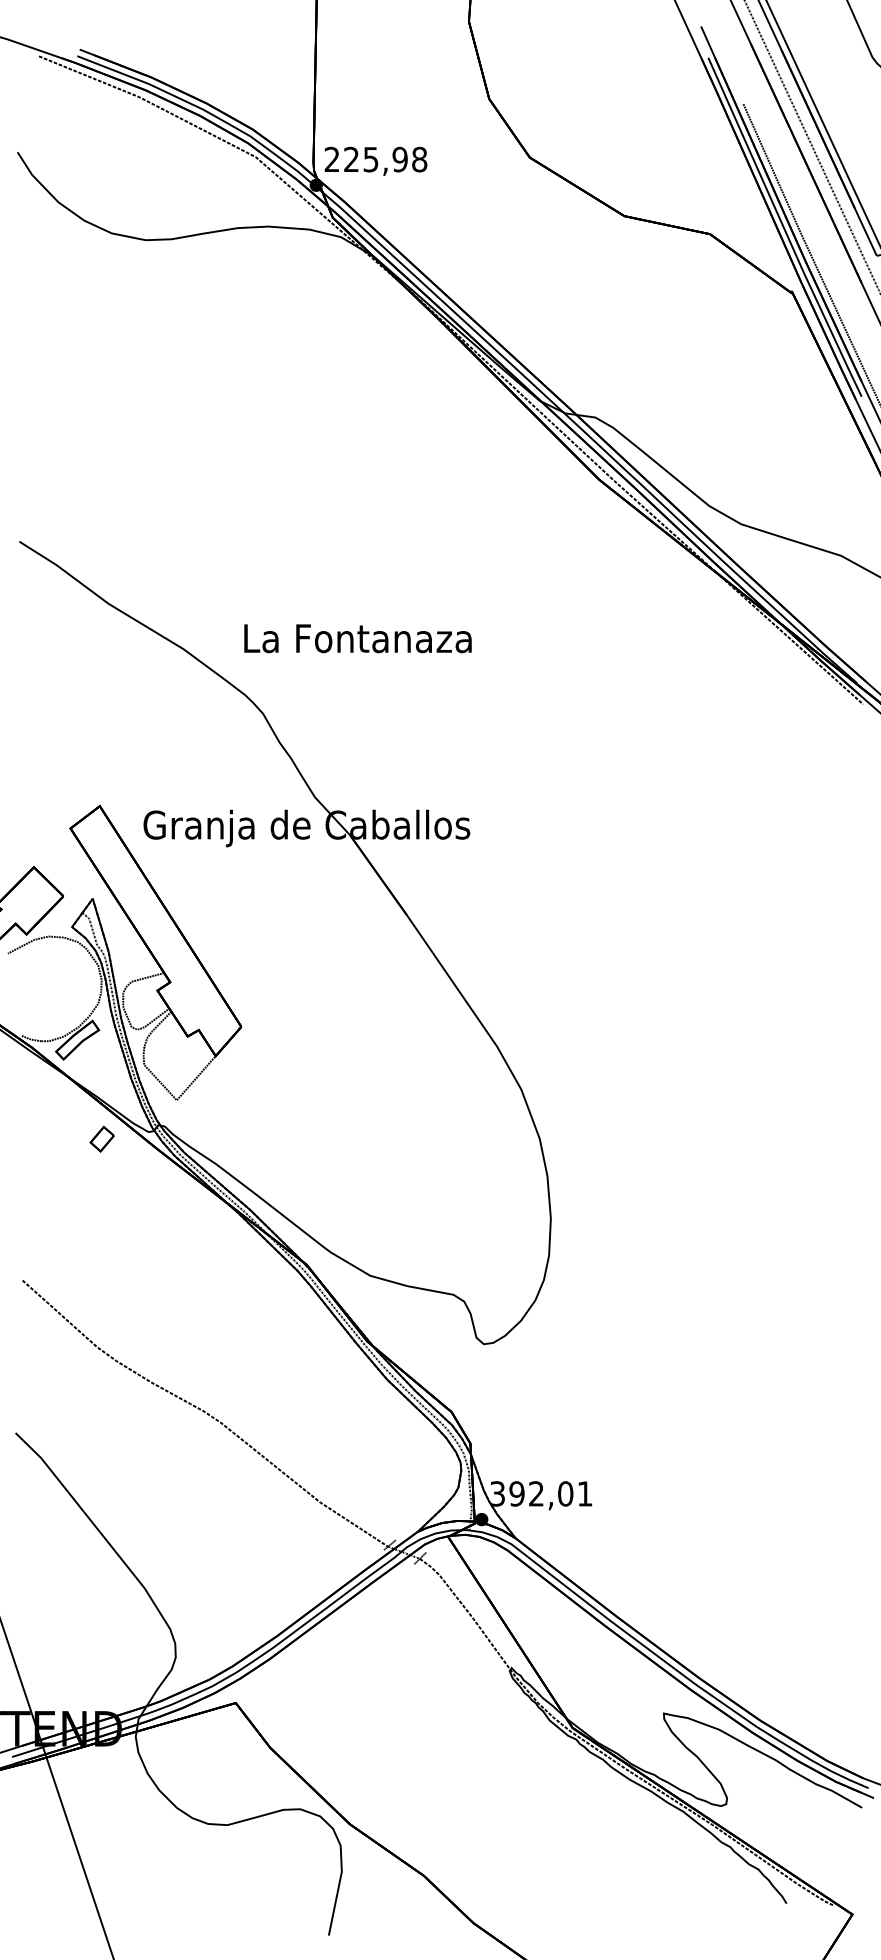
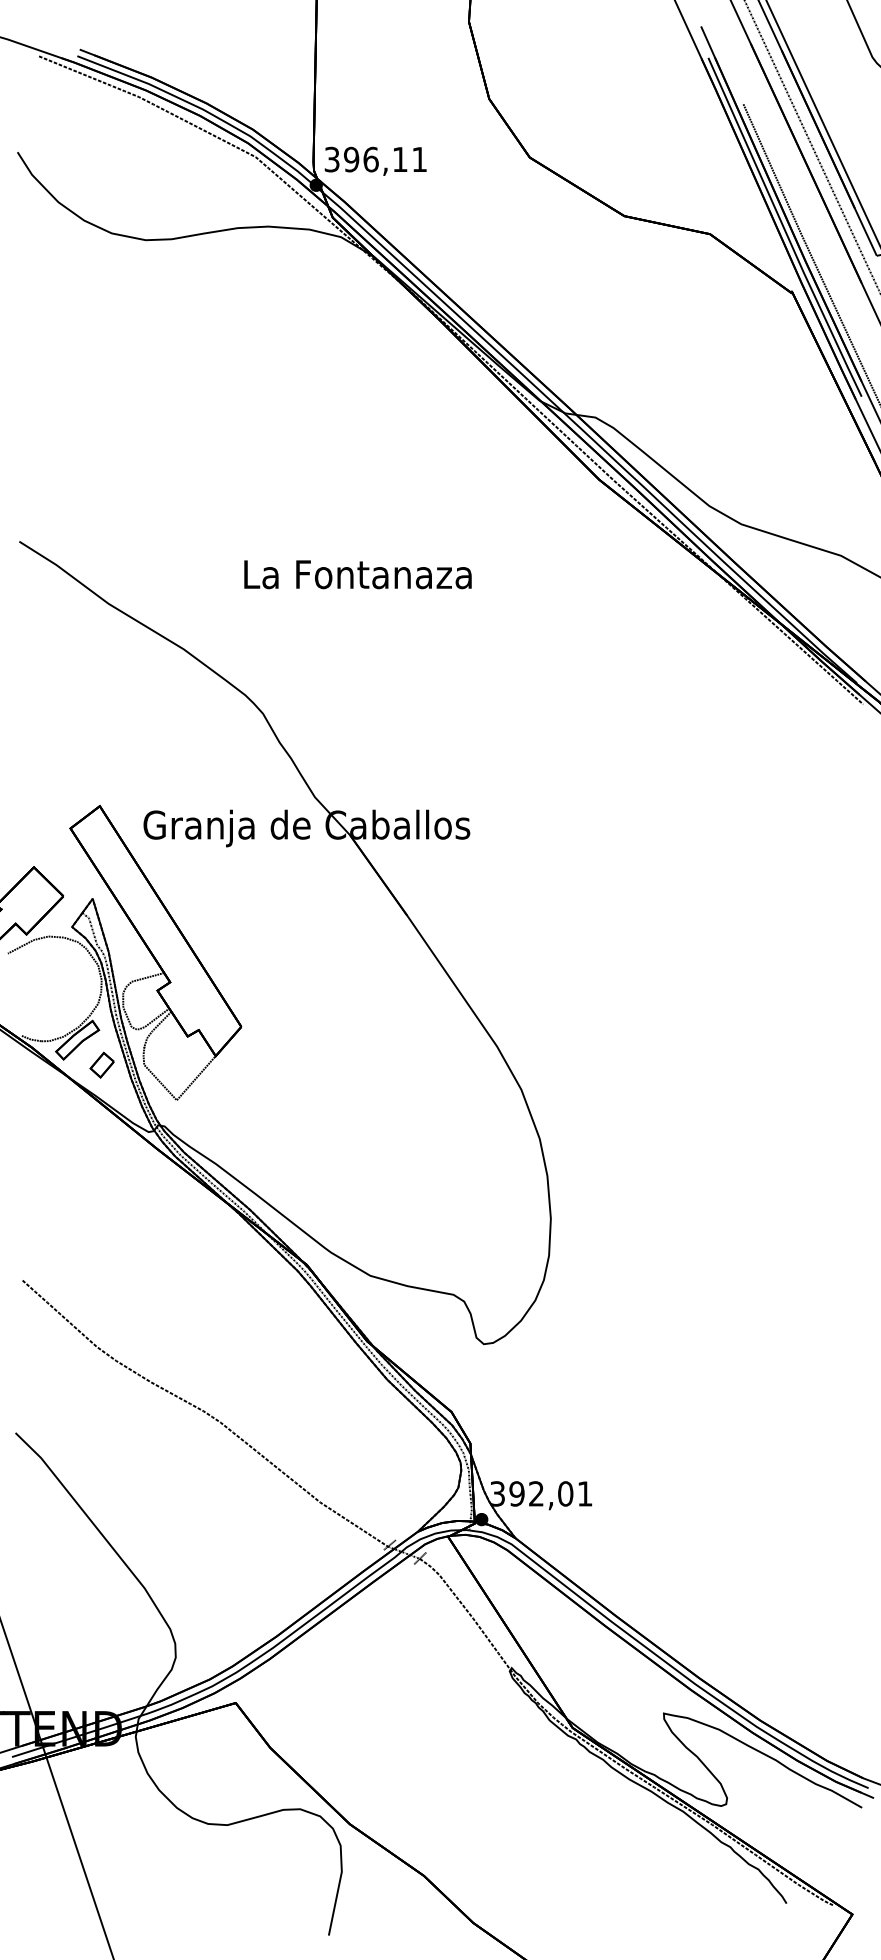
text: 225,98 -> 396,11 (375, 159)
text position: (357, 638) -> (357, 574) (357, 574)
part position: (101, 1138) -> (101, 1064) (101, 1064)
